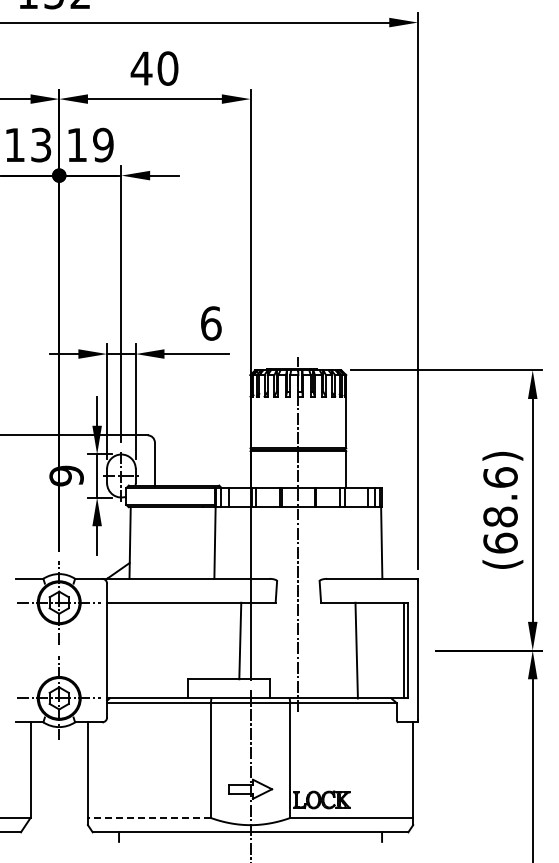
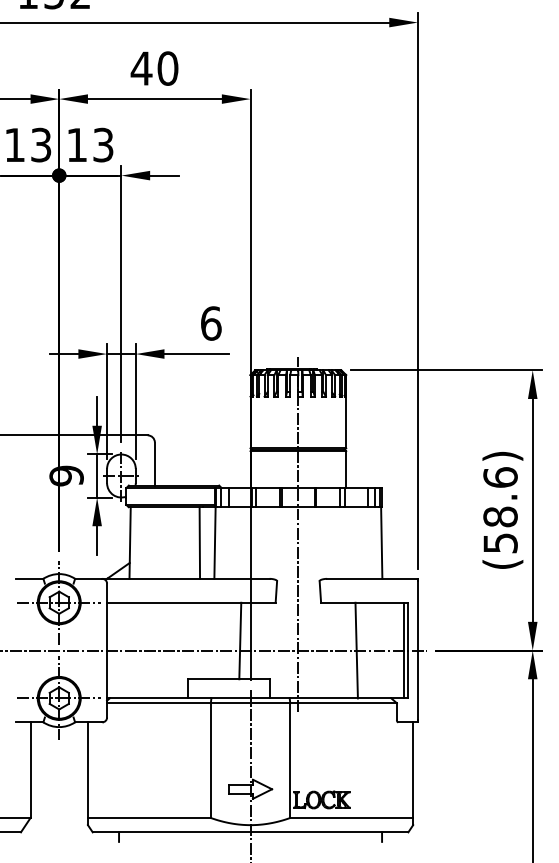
text: 19 -> 13 (103, 145)
line: none -> present (199, 542)
text: (68.6) -> (58.6) (500, 542)
line: none -> present (214, 650)
line: dashed -> solid (148, 817)
